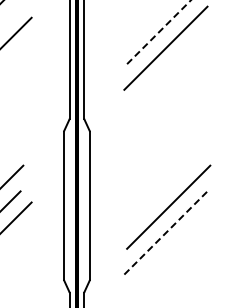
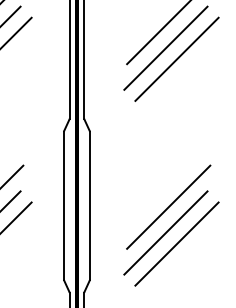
line: none -> present (11, 15)
line: dashed -> solid (159, 31)
line: none -> present (176, 58)
line: dashed -> solid (165, 232)
line: none -> present (176, 243)
